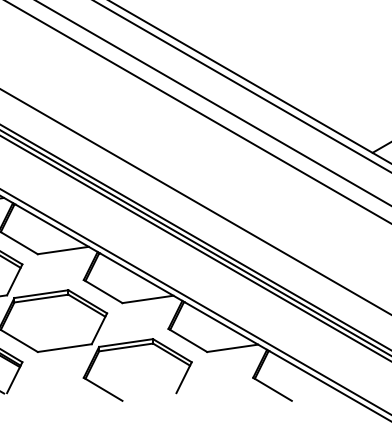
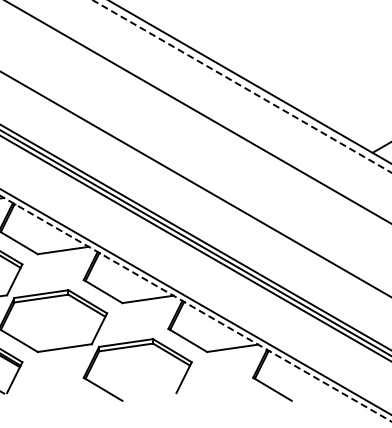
line: solid -> dashed (241, 86)
line: present -> none (213, 103)
line position: (195, 201) -> (195, 183) (195, 183)
line: solid -> dashed (195, 308)
